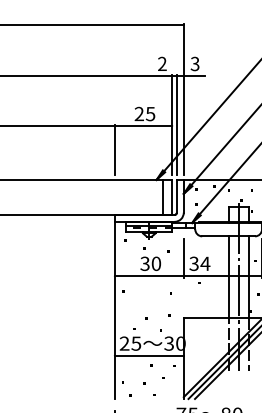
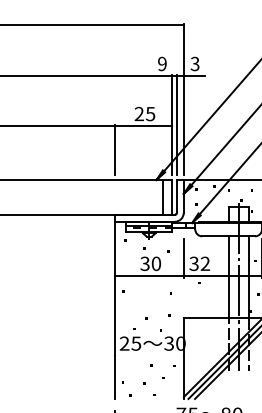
text: 2 -> 9 (162, 64)
text: 34 -> 32 (205, 263)
line: present -> none (148, 355)
